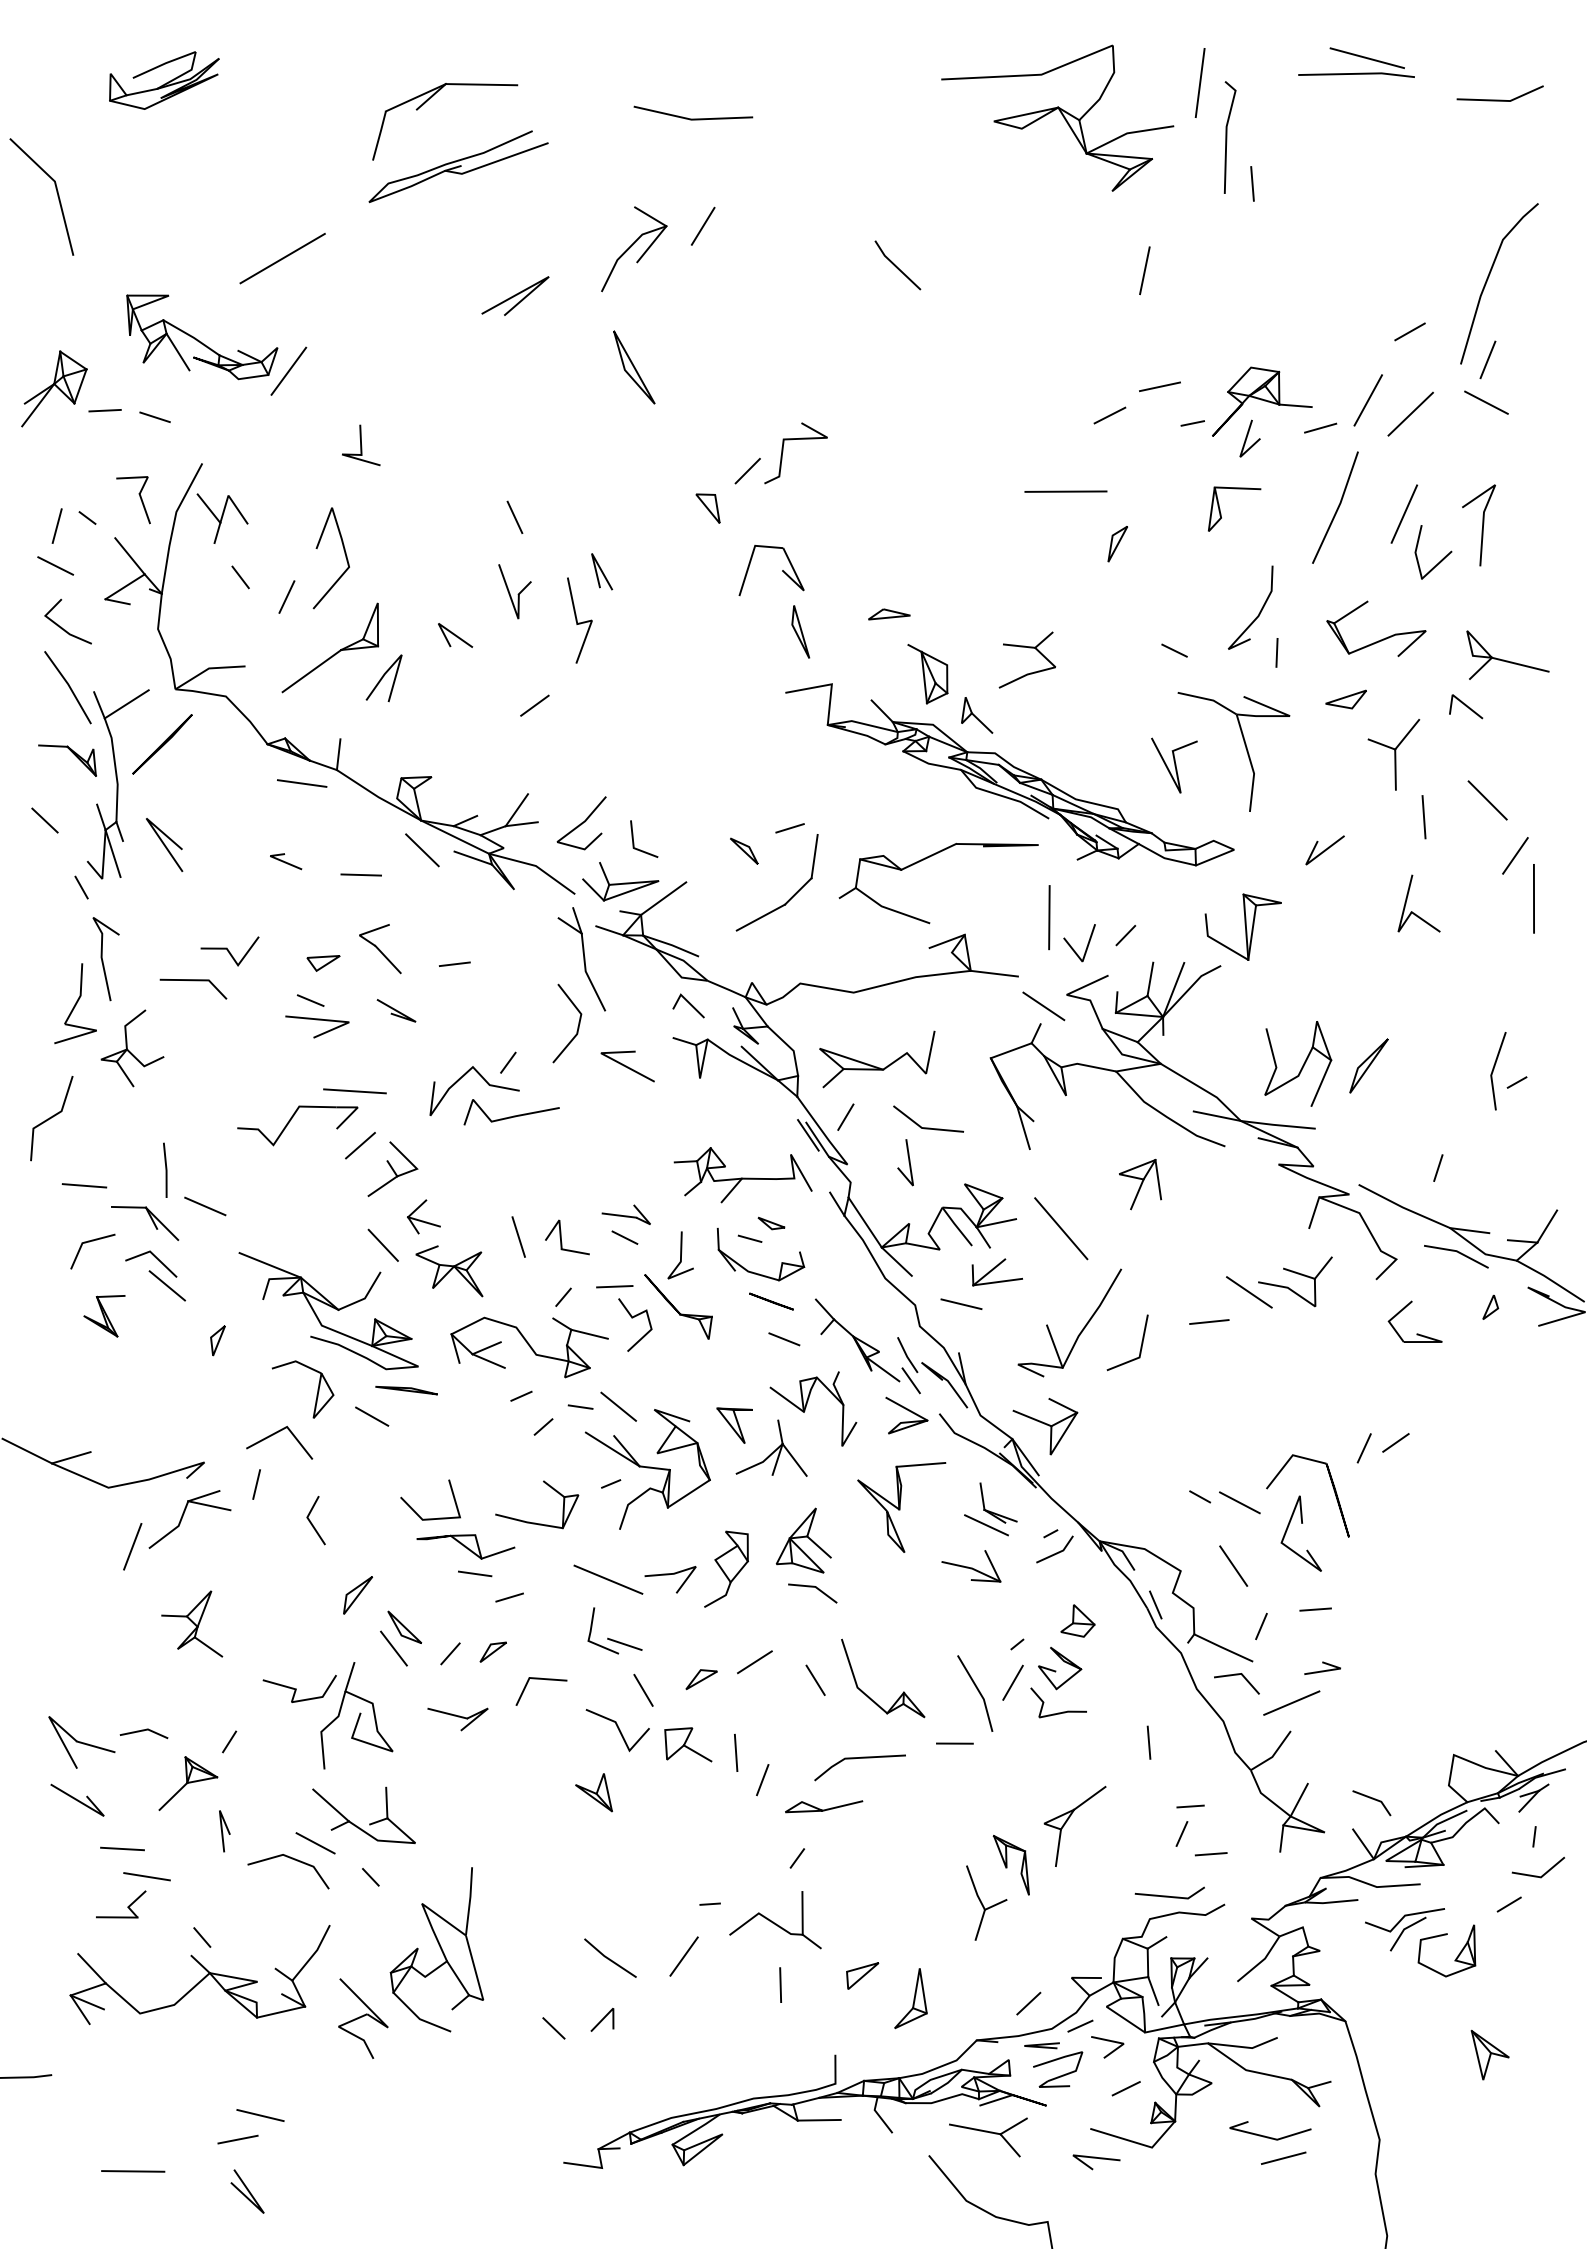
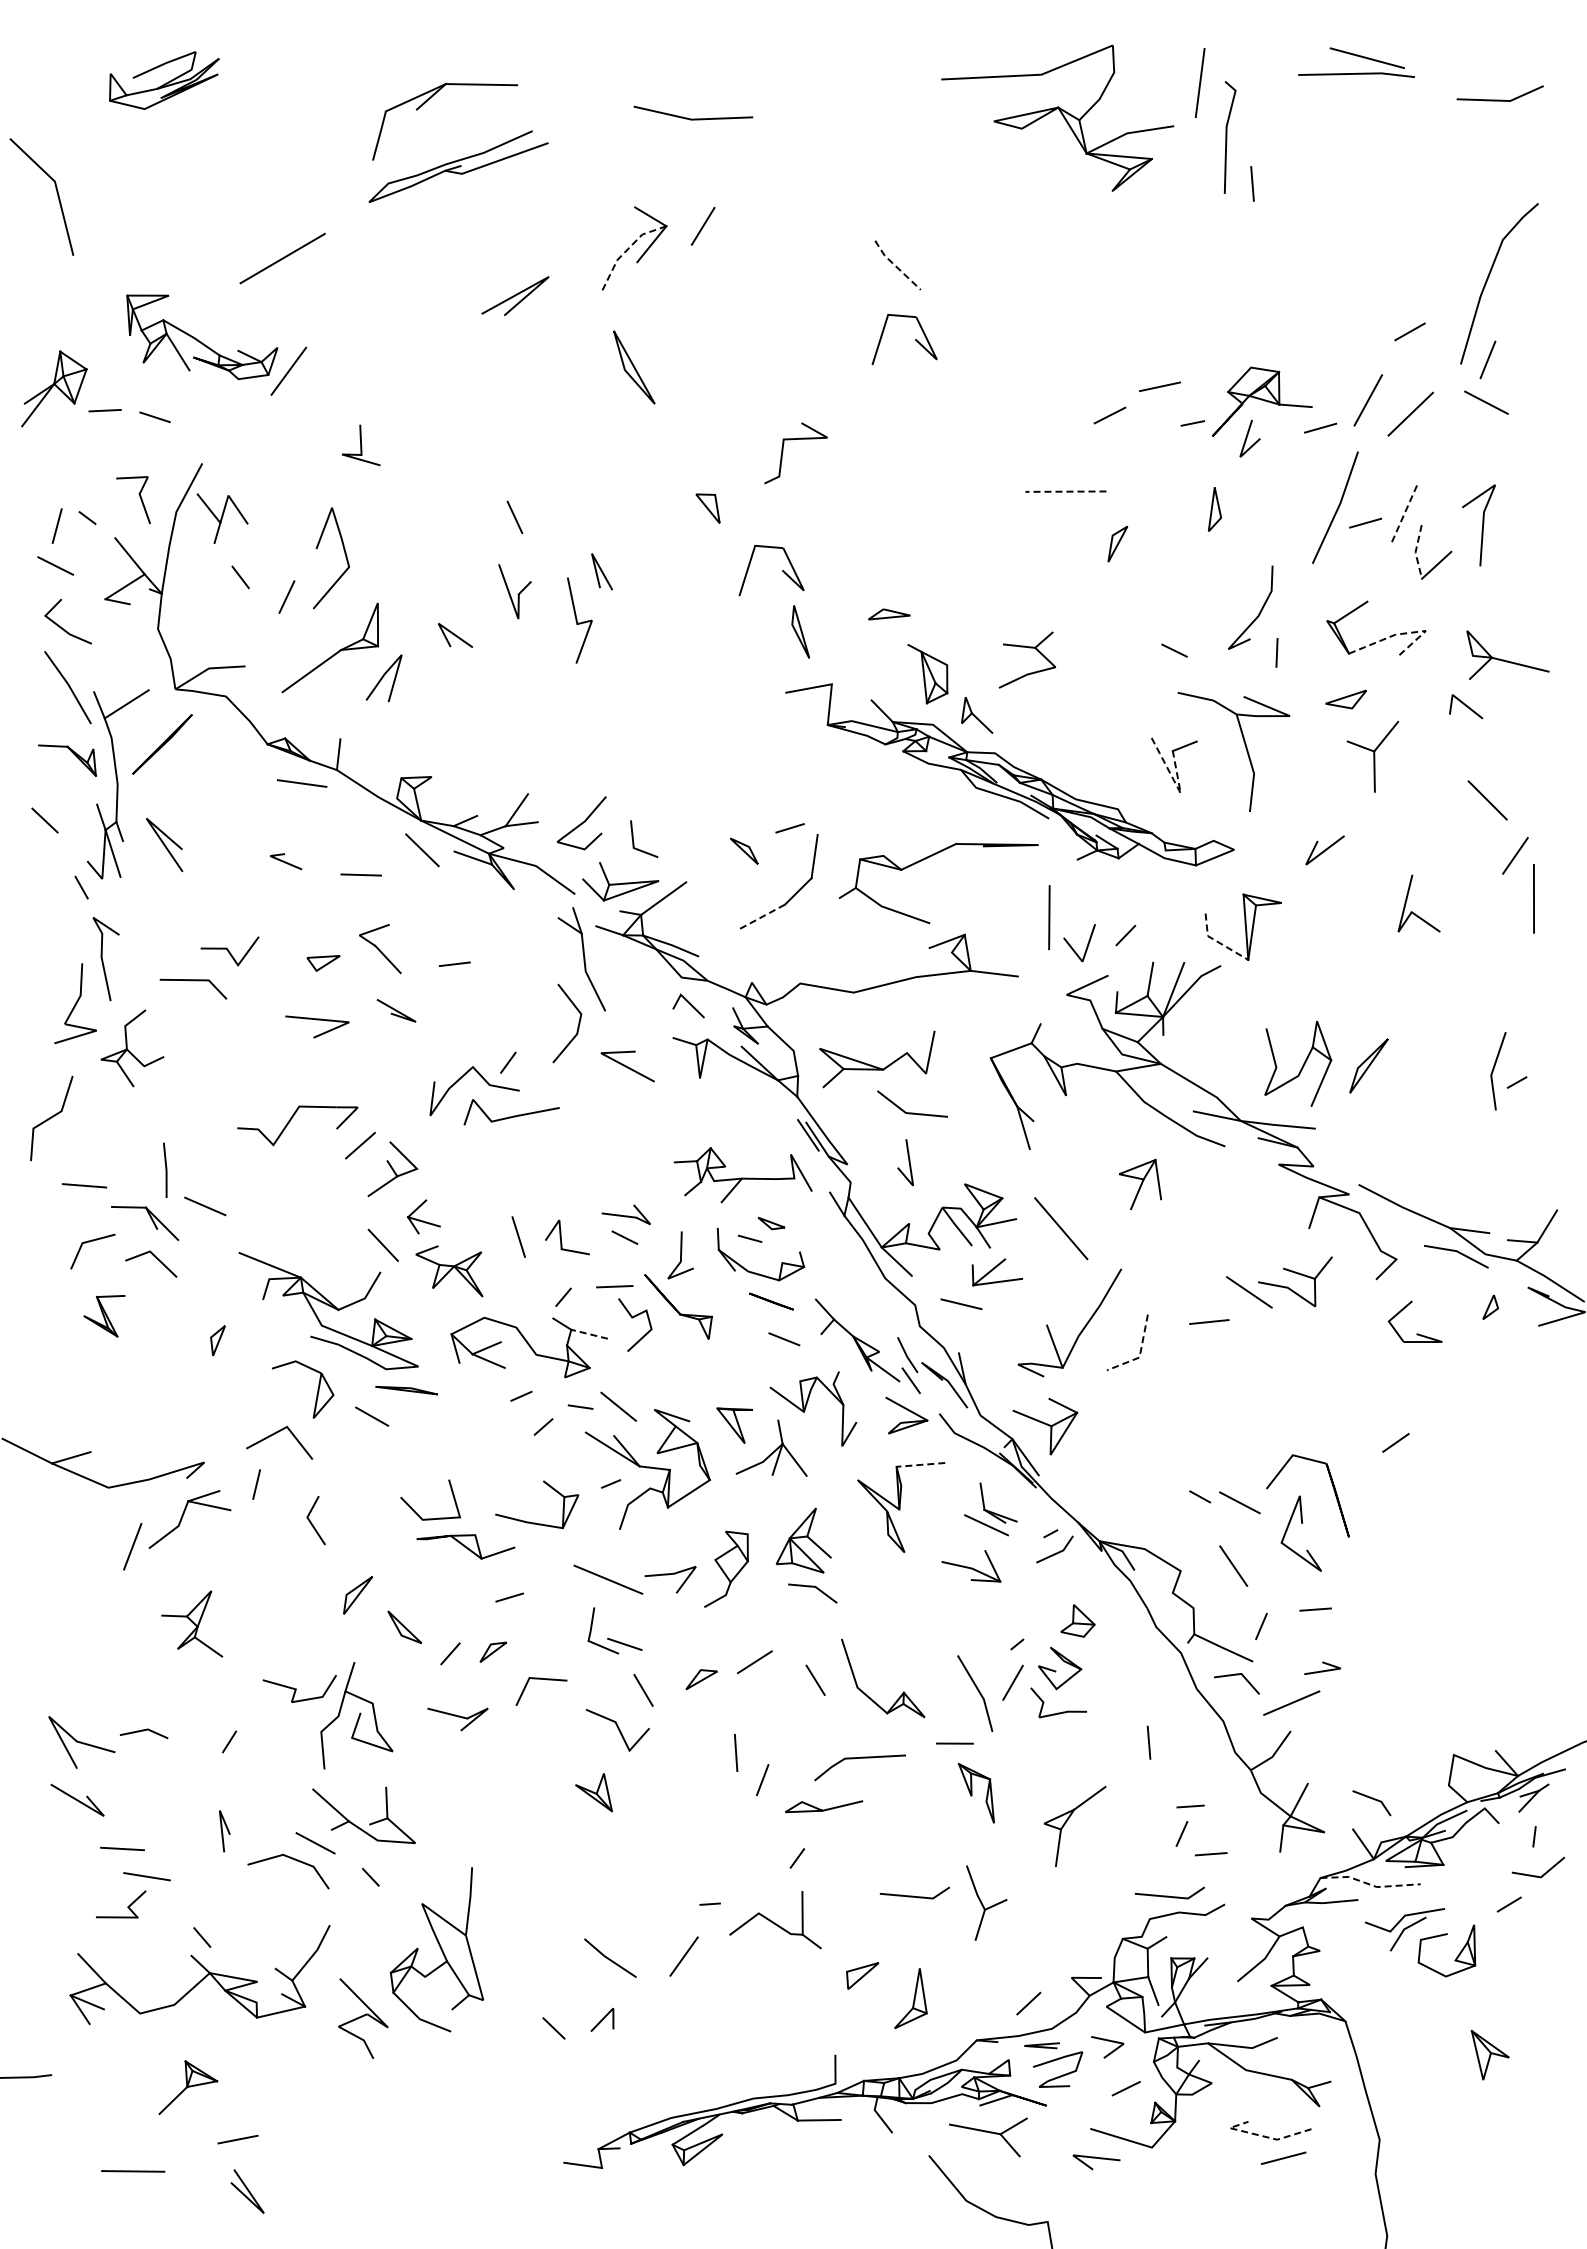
line: solid -> dashed (626, 250)
line: solid -> dashed (896, 266)
line: present -> none (1144, 270)
part: none -> present (915, 339)
line: present -> none (747, 470)
line: present -> none (1237, 488)
line: solid -> dashed (1065, 491)
line: solid -> dashed (1404, 514)
line: none -> present (1365, 522)
line: solid -> dashed (1415, 552)
line: solid -> dashed (1405, 633)
line: present -> none (534, 705)
part position: (1393, 754) -> (1372, 756) (1372, 756)
line: solid -> dashed (1176, 785)
line: present -> none (1423, 817)
line: solid -> dashed (760, 917)
line: solid -> dashed (1218, 942)
line: present -> none (310, 1000)
line: present -> none (1043, 1006)
line: present -> none (354, 1091)
line: present -> none (845, 1116)
line position: (928, 1127) -> (912, 1112) (912, 1112)
line: present -> none (1438, 1167)
line: present -> none (166, 1285)
line: solid -> dashed (589, 1334)
line: solid -> dashed (1140, 1354)
line: present -> none (1363, 1448)
line: solid -> dashed (920, 1464)
line: present -> none (474, 1573)
line: present -> none (1155, 1604)
line: present -> none (393, 1648)
part: present -> none (688, 1744)
part position: (188, 1783) -> (188, 2087) (188, 2087)
part position: (1010, 1865) -> (975, 1793) (975, 1793)
line: solid -> dashed (1370, 1884)
line: none -> present (913, 1895)
line: present -> none (780, 1985)
line: present -> none (1080, 2025)
line: present -> none (260, 2115)
line: solid -> dashed (1260, 2135)
